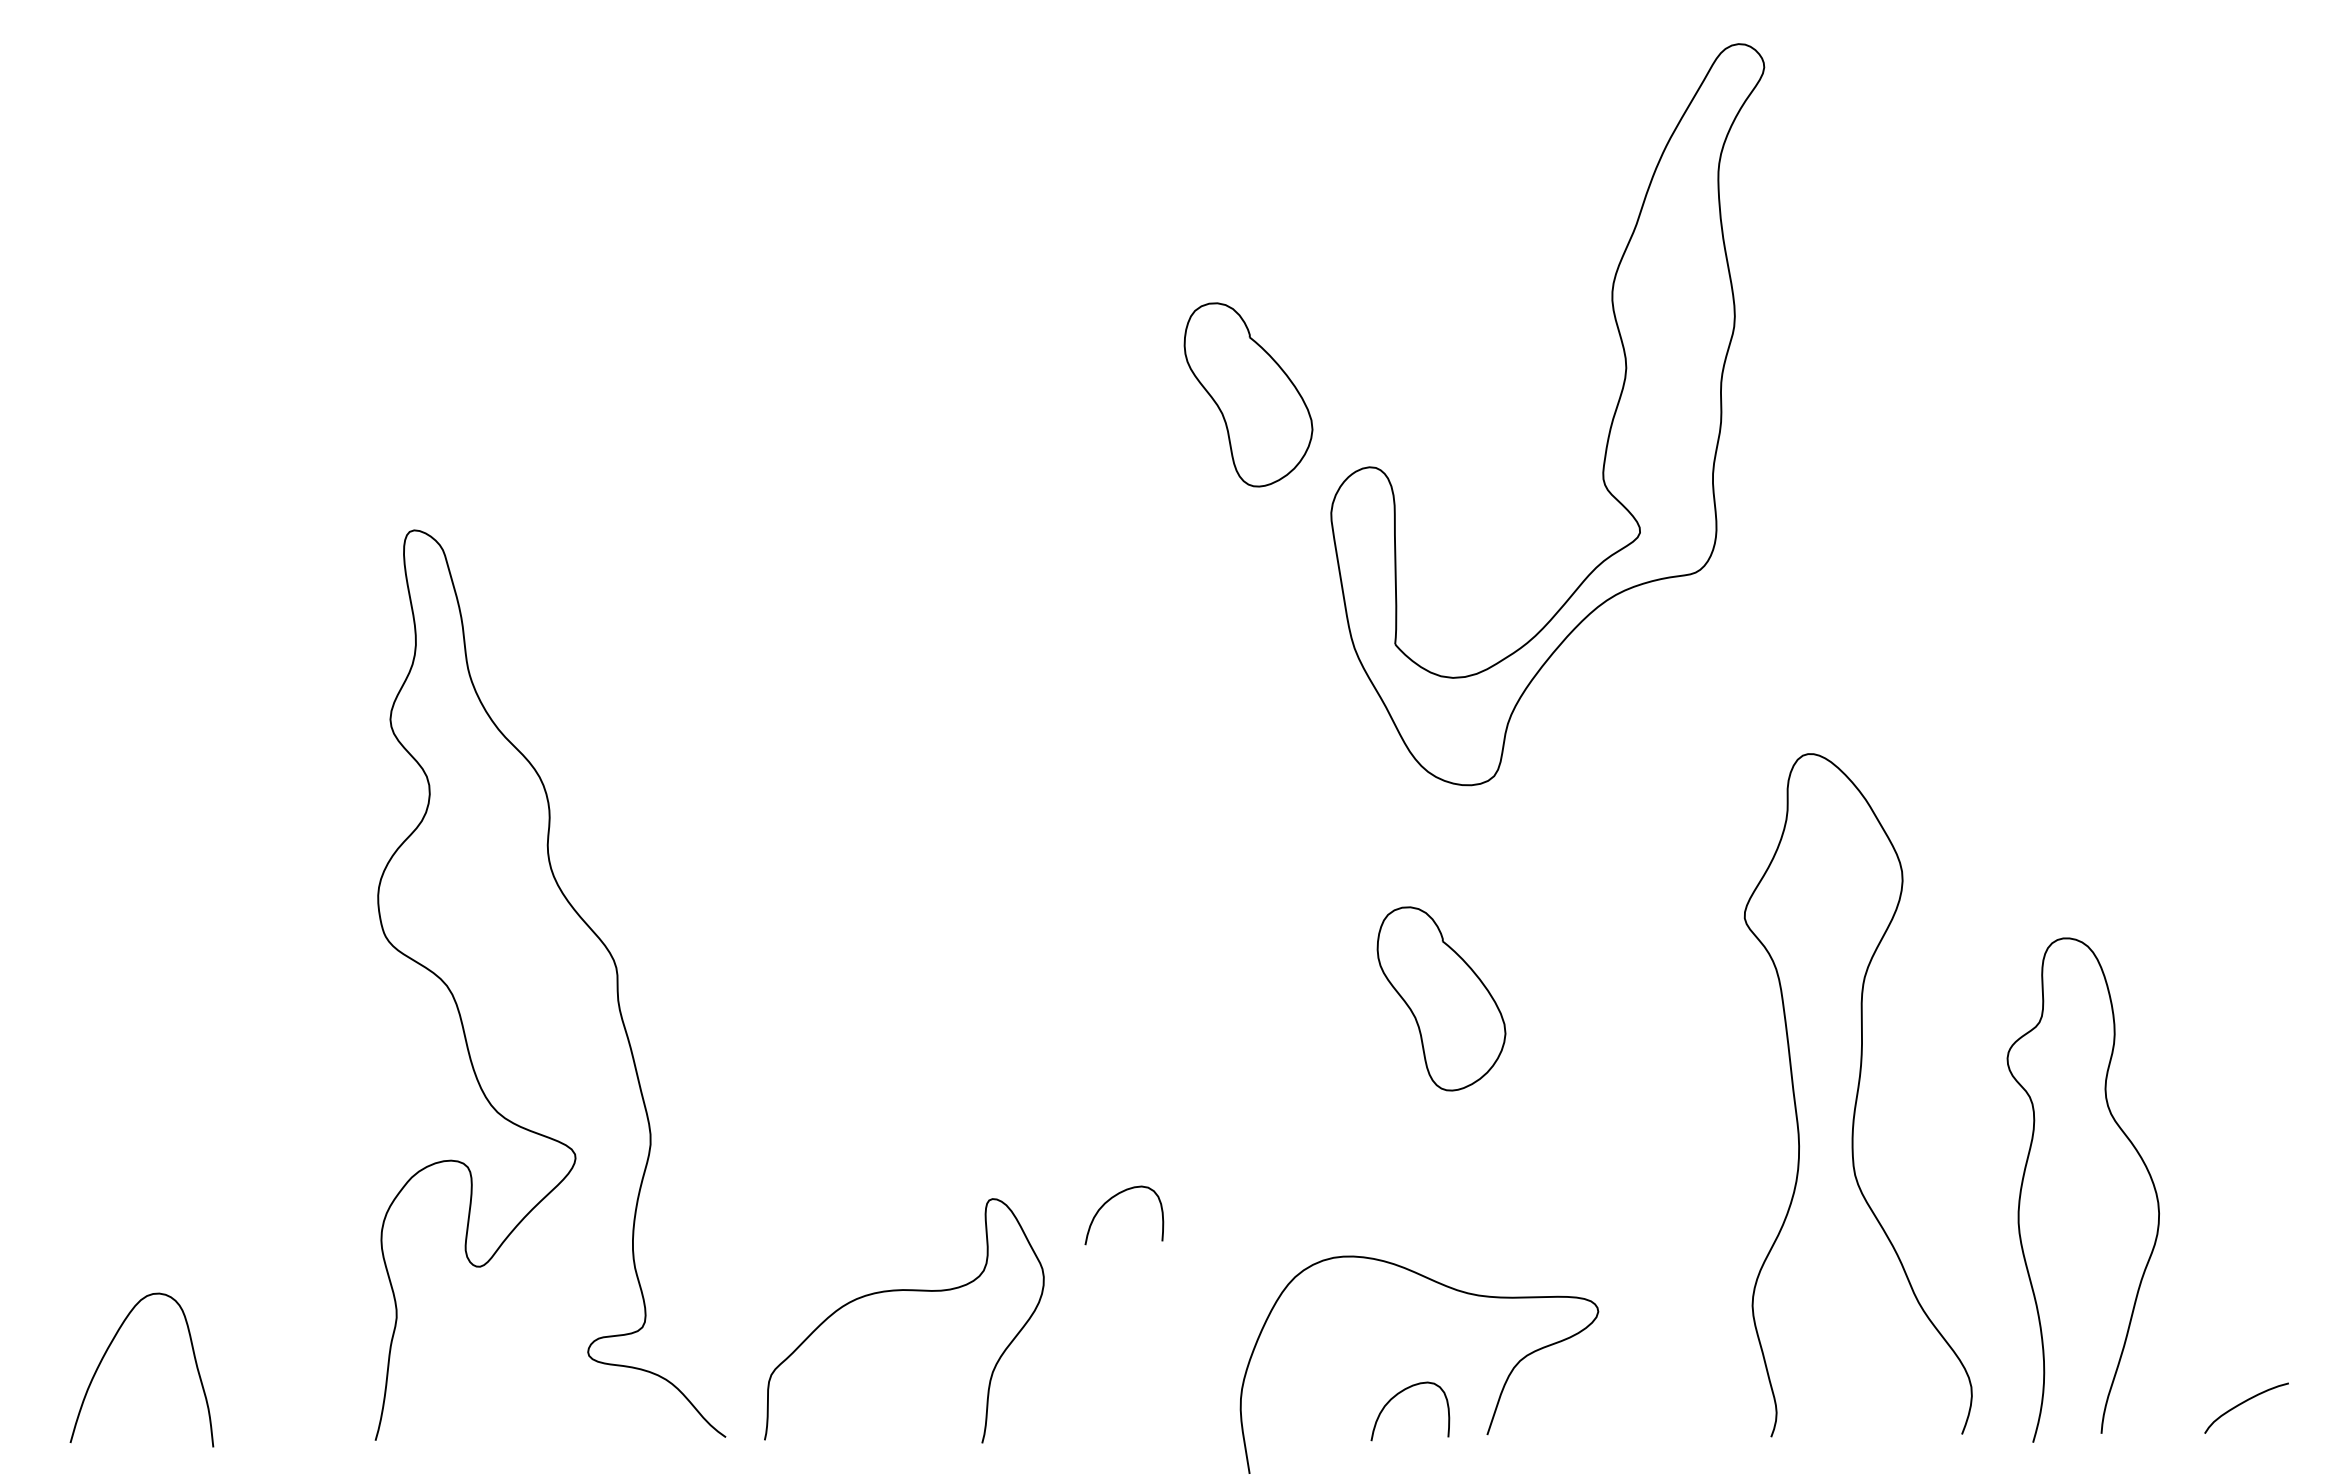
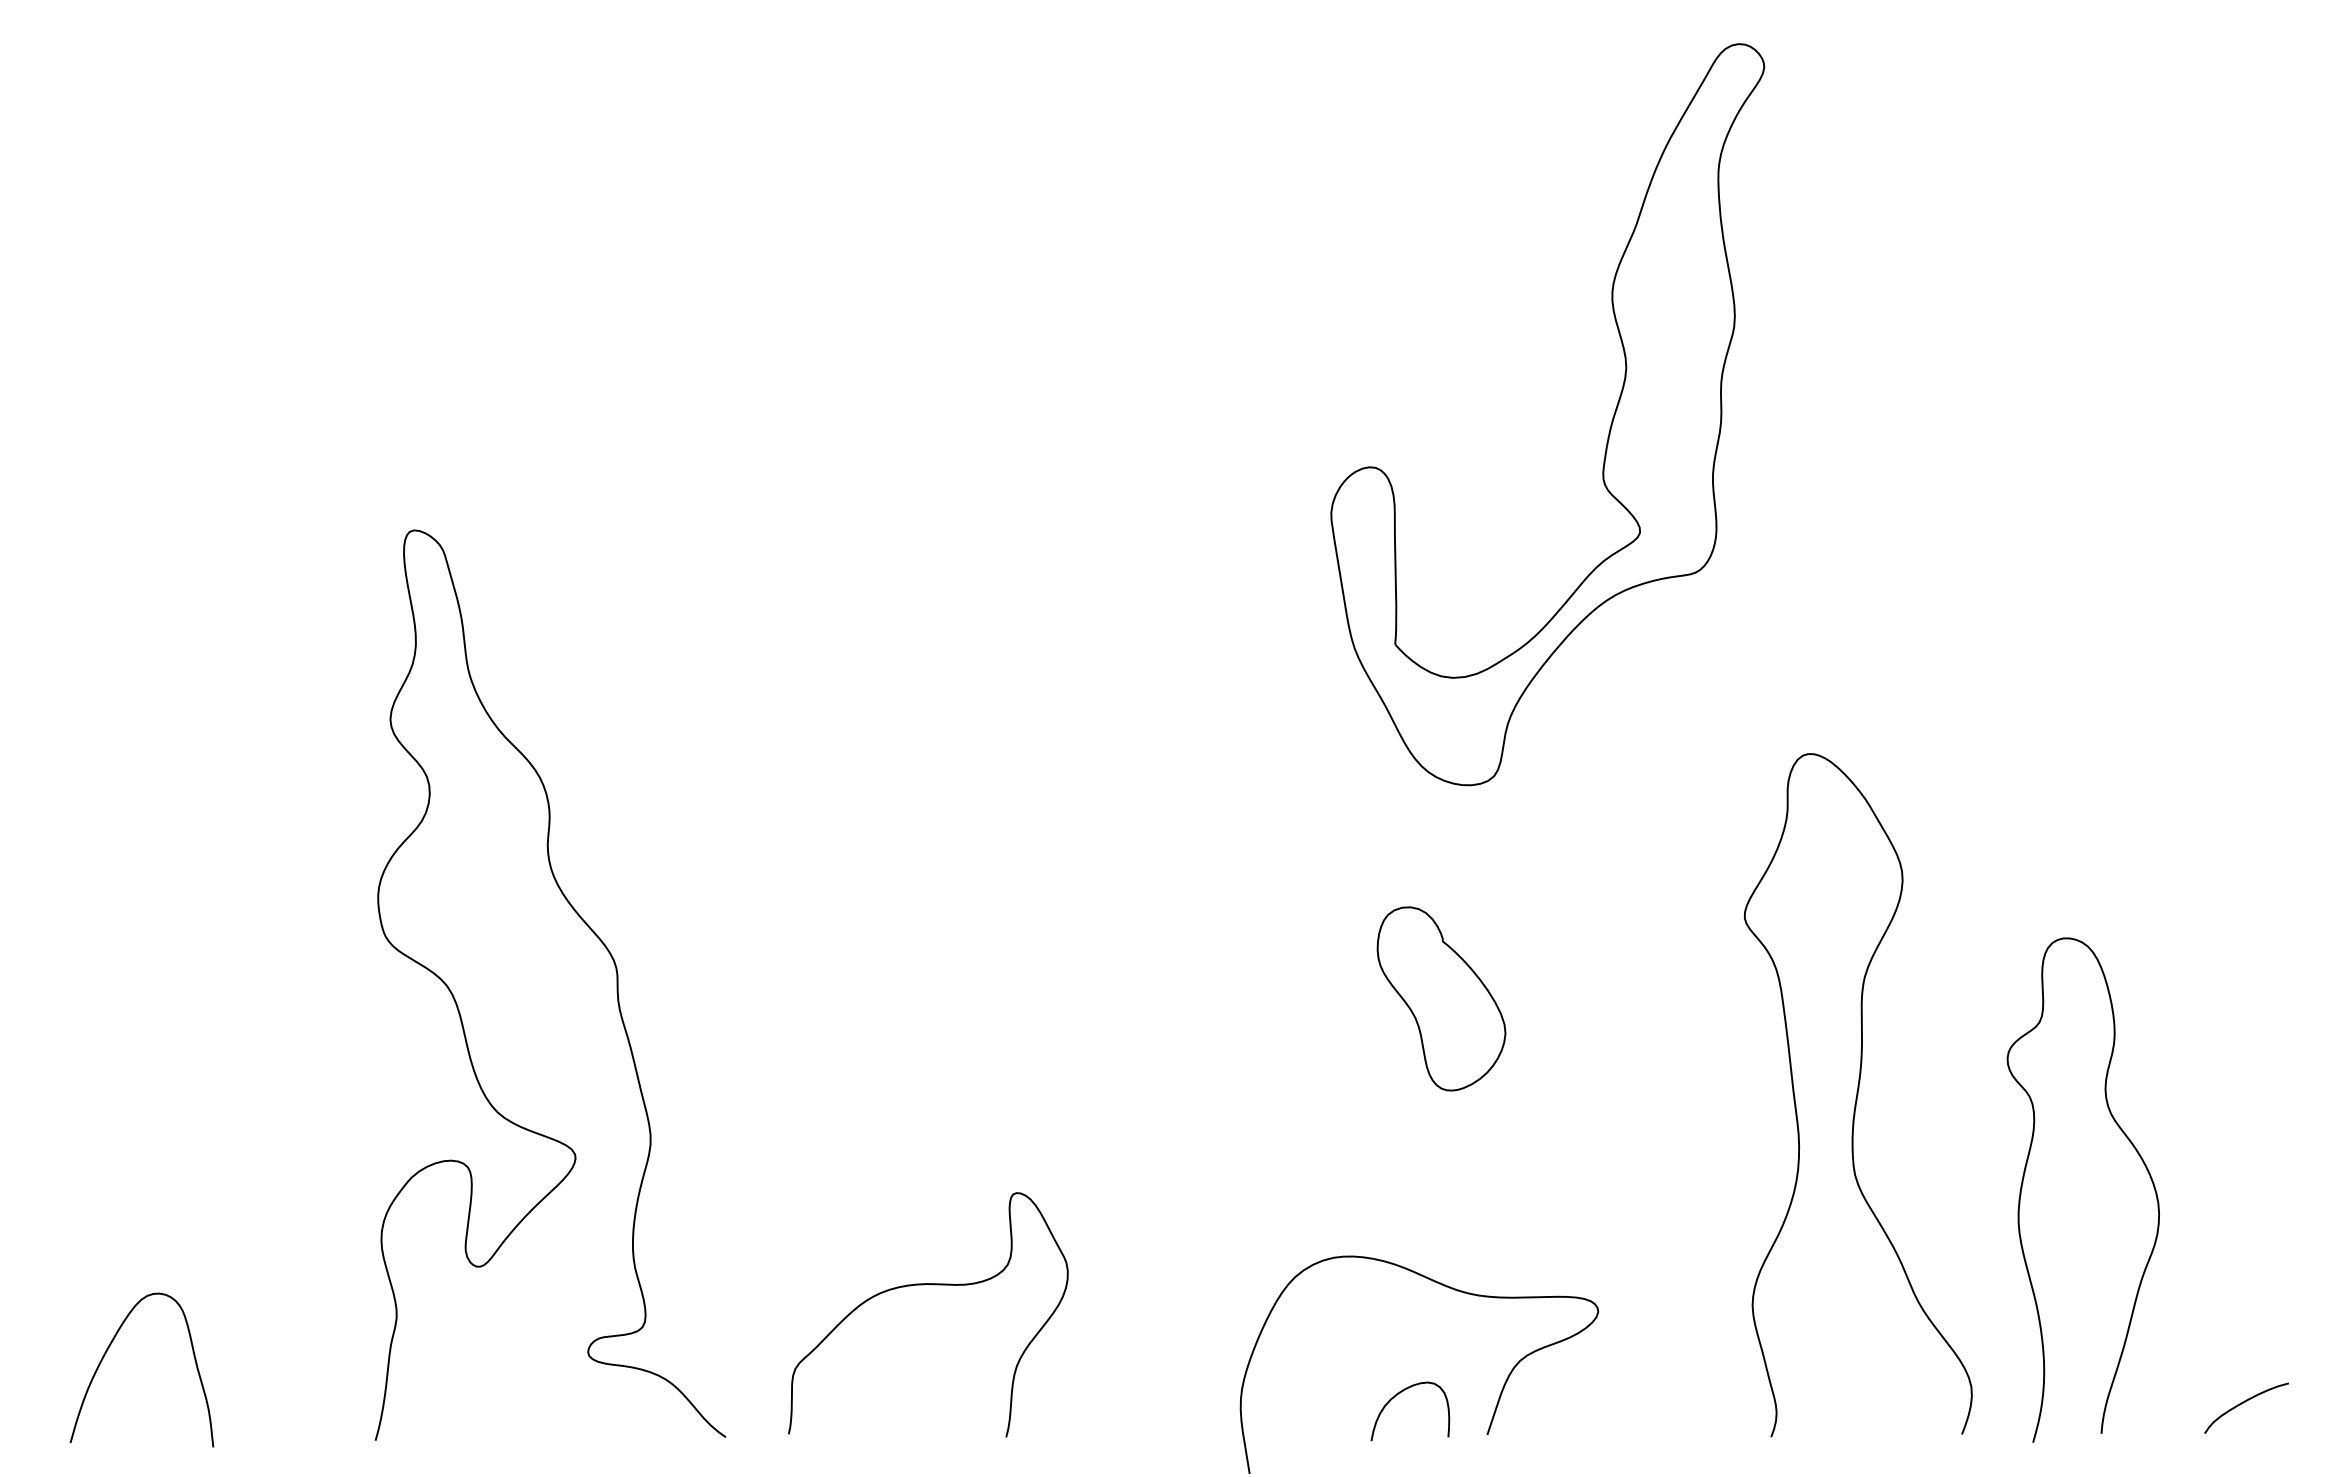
part: present -> none (1248, 394)
curve: present -> none (1110, 1200)
curve position: (900, 1291) -> (924, 1285) (924, 1285)
